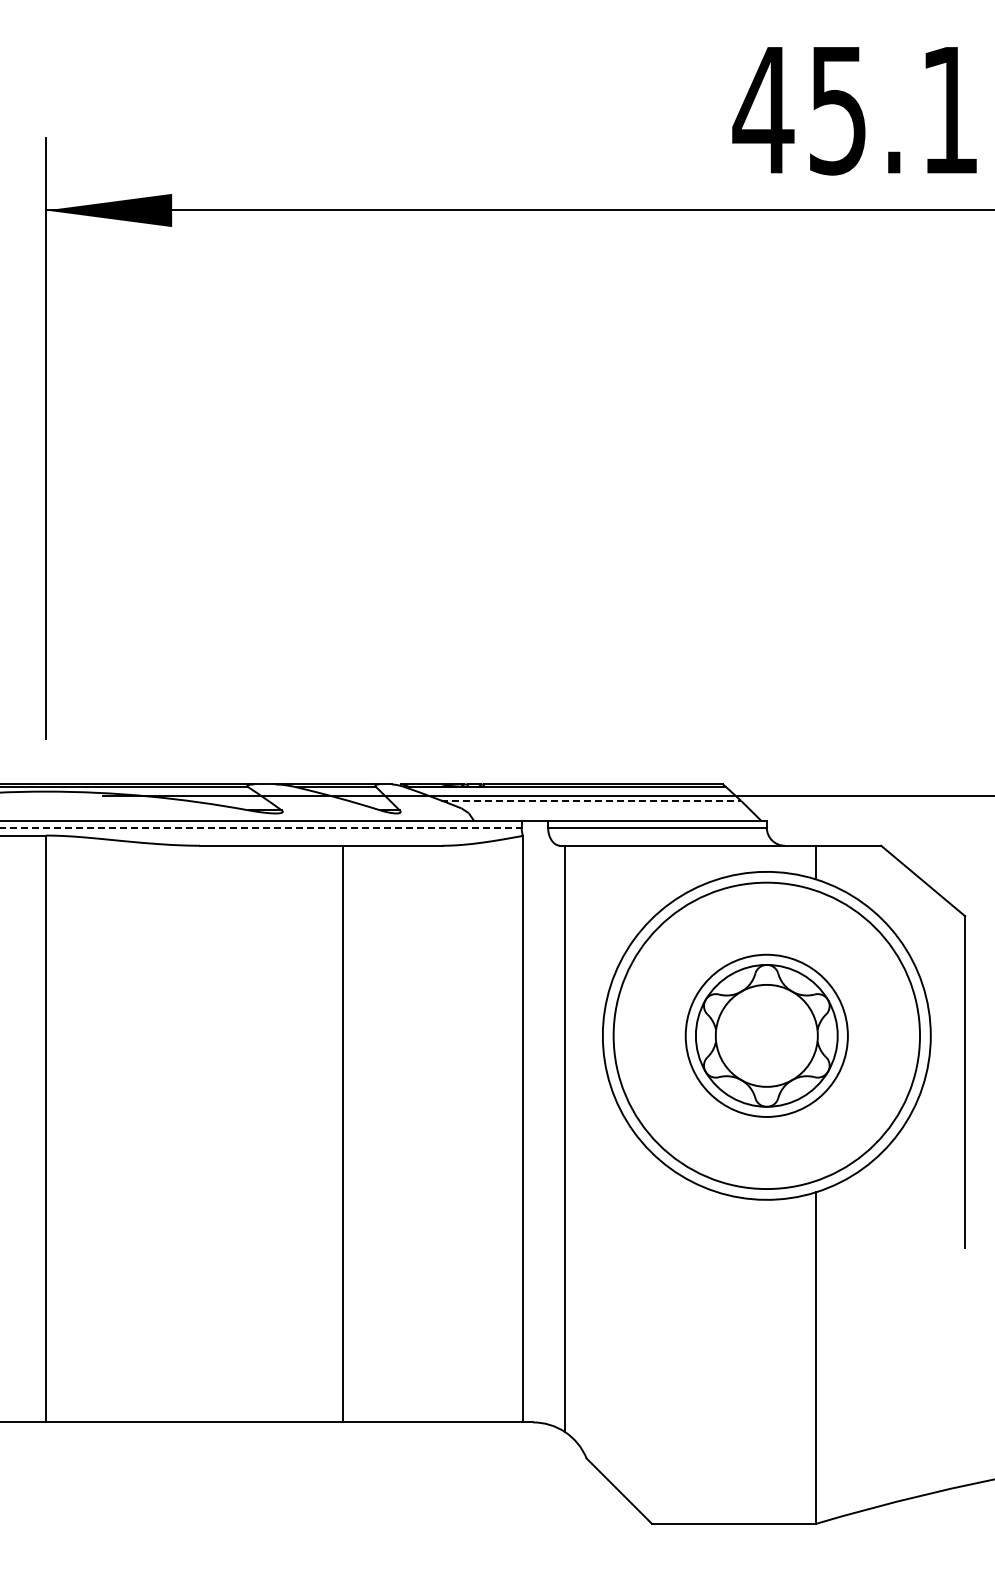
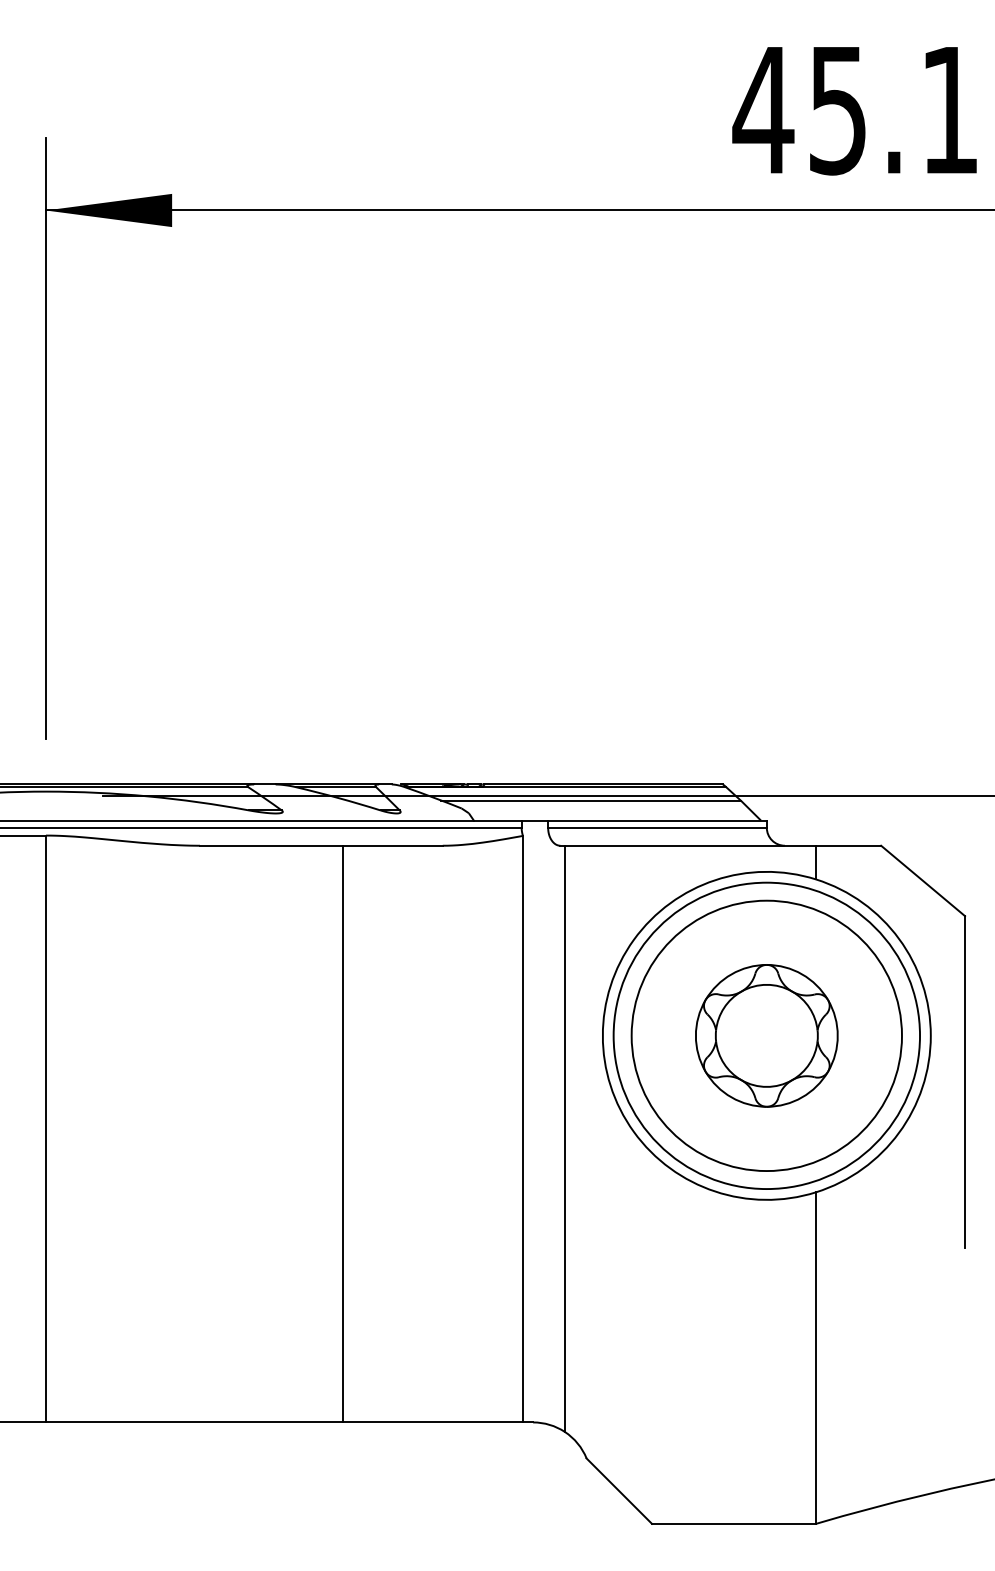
line: dashed -> solid (591, 800)
line: dashed -> solid (261, 827)
circle diameter: 162 px -> 270 px (766, 1035)
